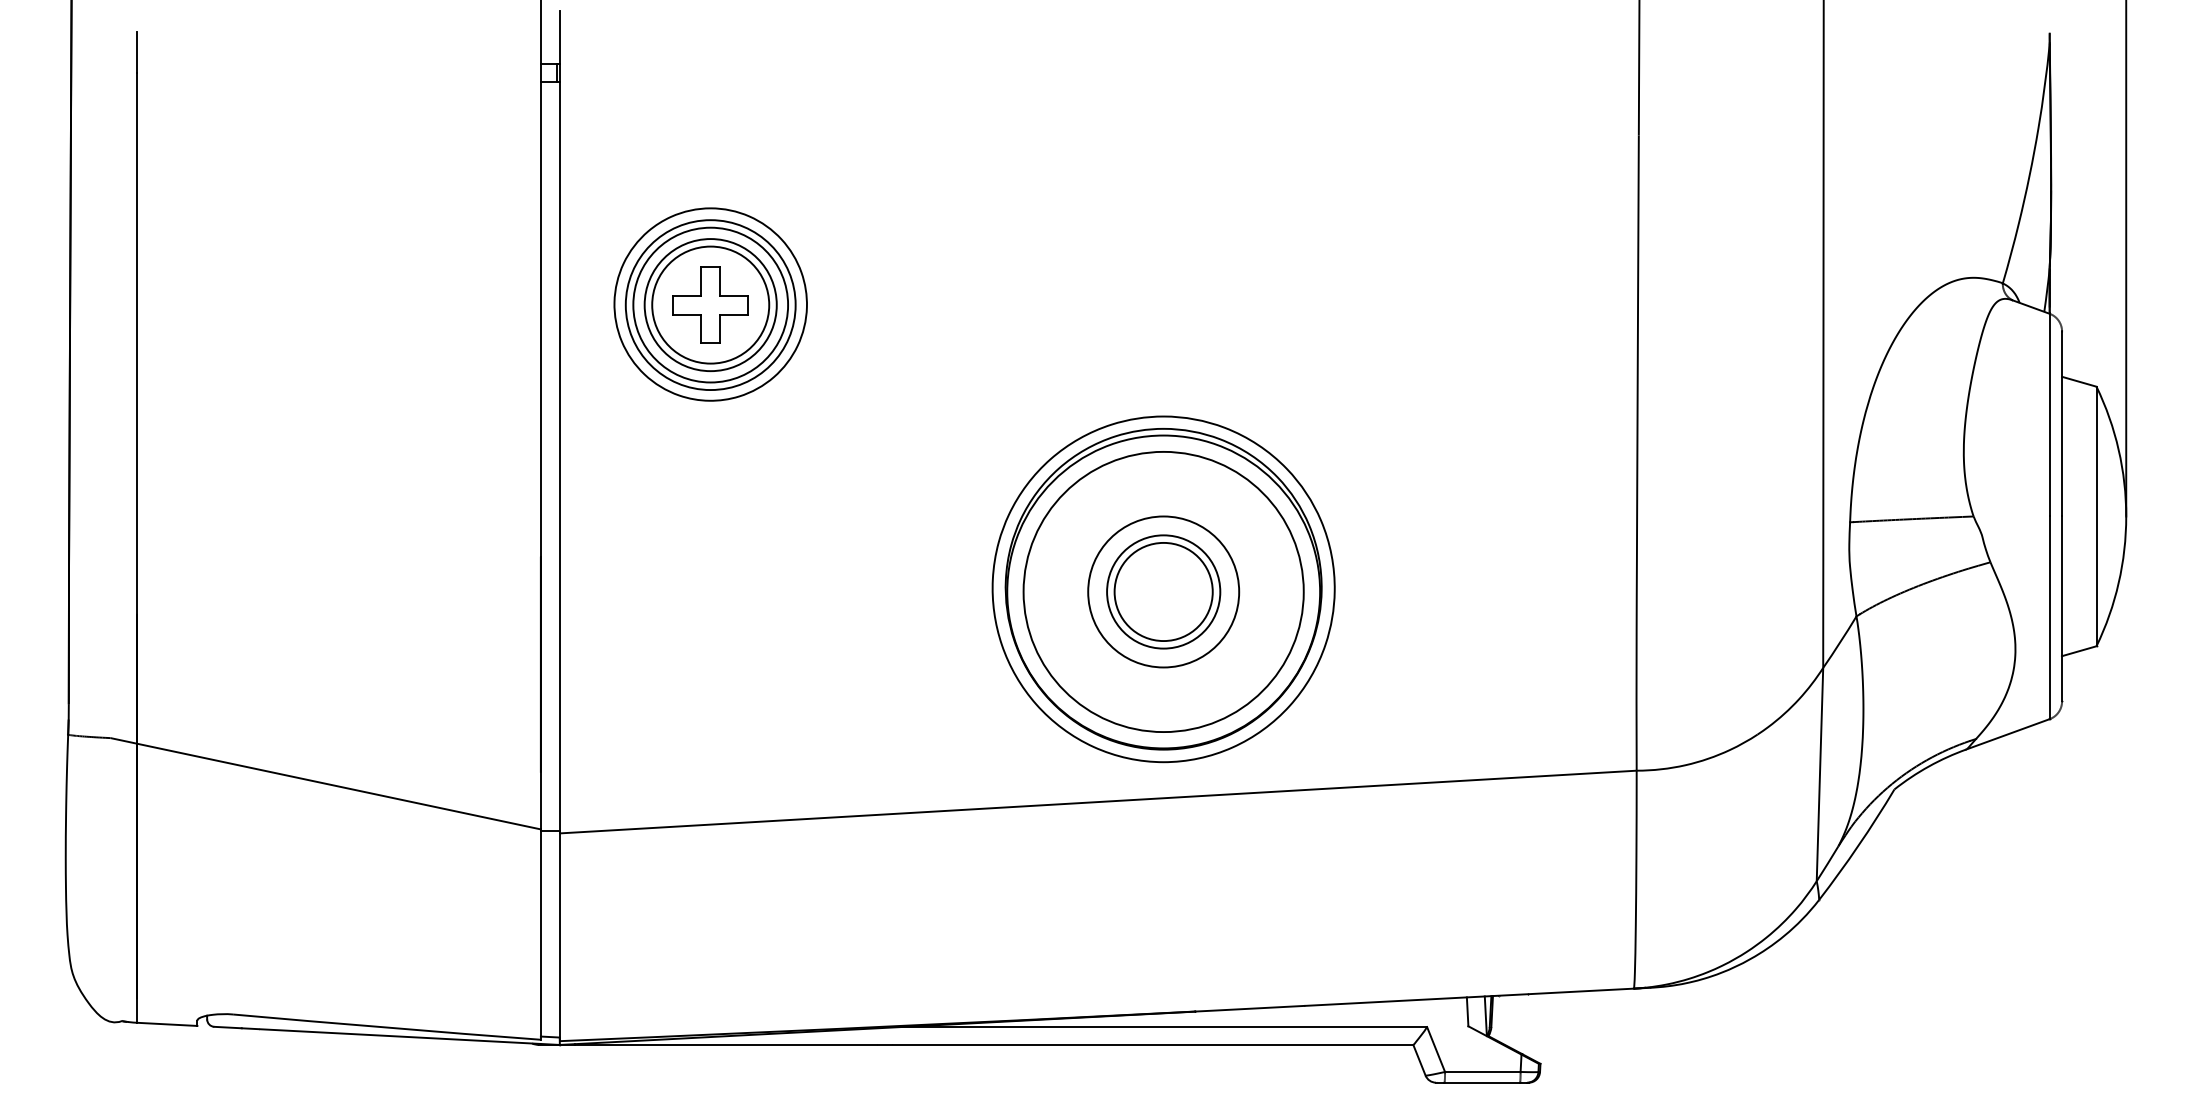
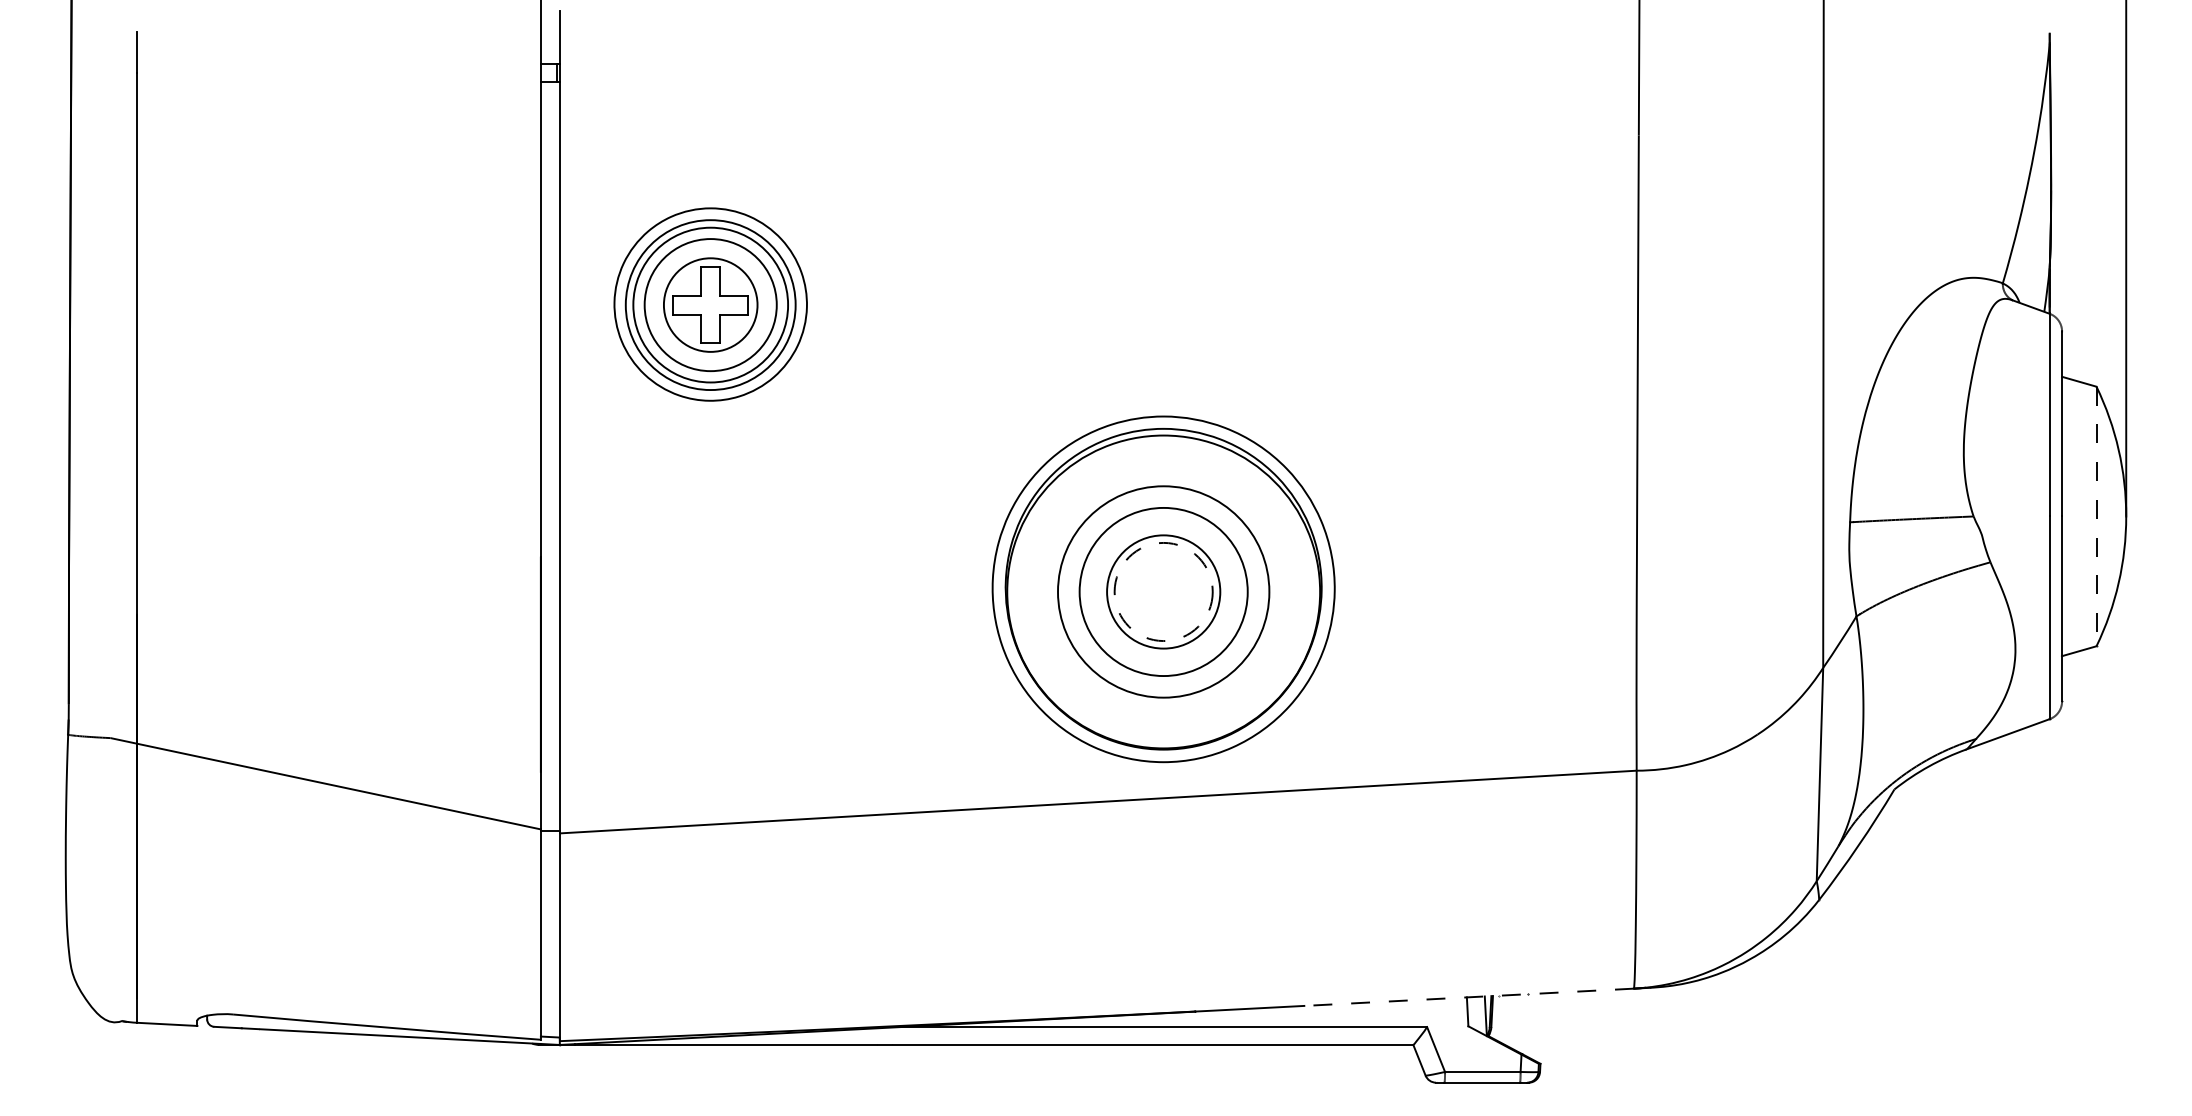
circle diameter: 117 px -> 94 px (710, 304)
line: solid -> dashed (2096, 516)
circle diameter: 151 px -> 211 px (1163, 591)
circle diameter: 280 px -> 168 px (1163, 591)
circle: solid -> dashed (1163, 591)
line: solid -> dashed (1469, 997)
